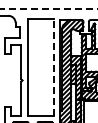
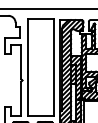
line: dashed -> solid (48, 9)
line: dashed -> solid (54, 67)
